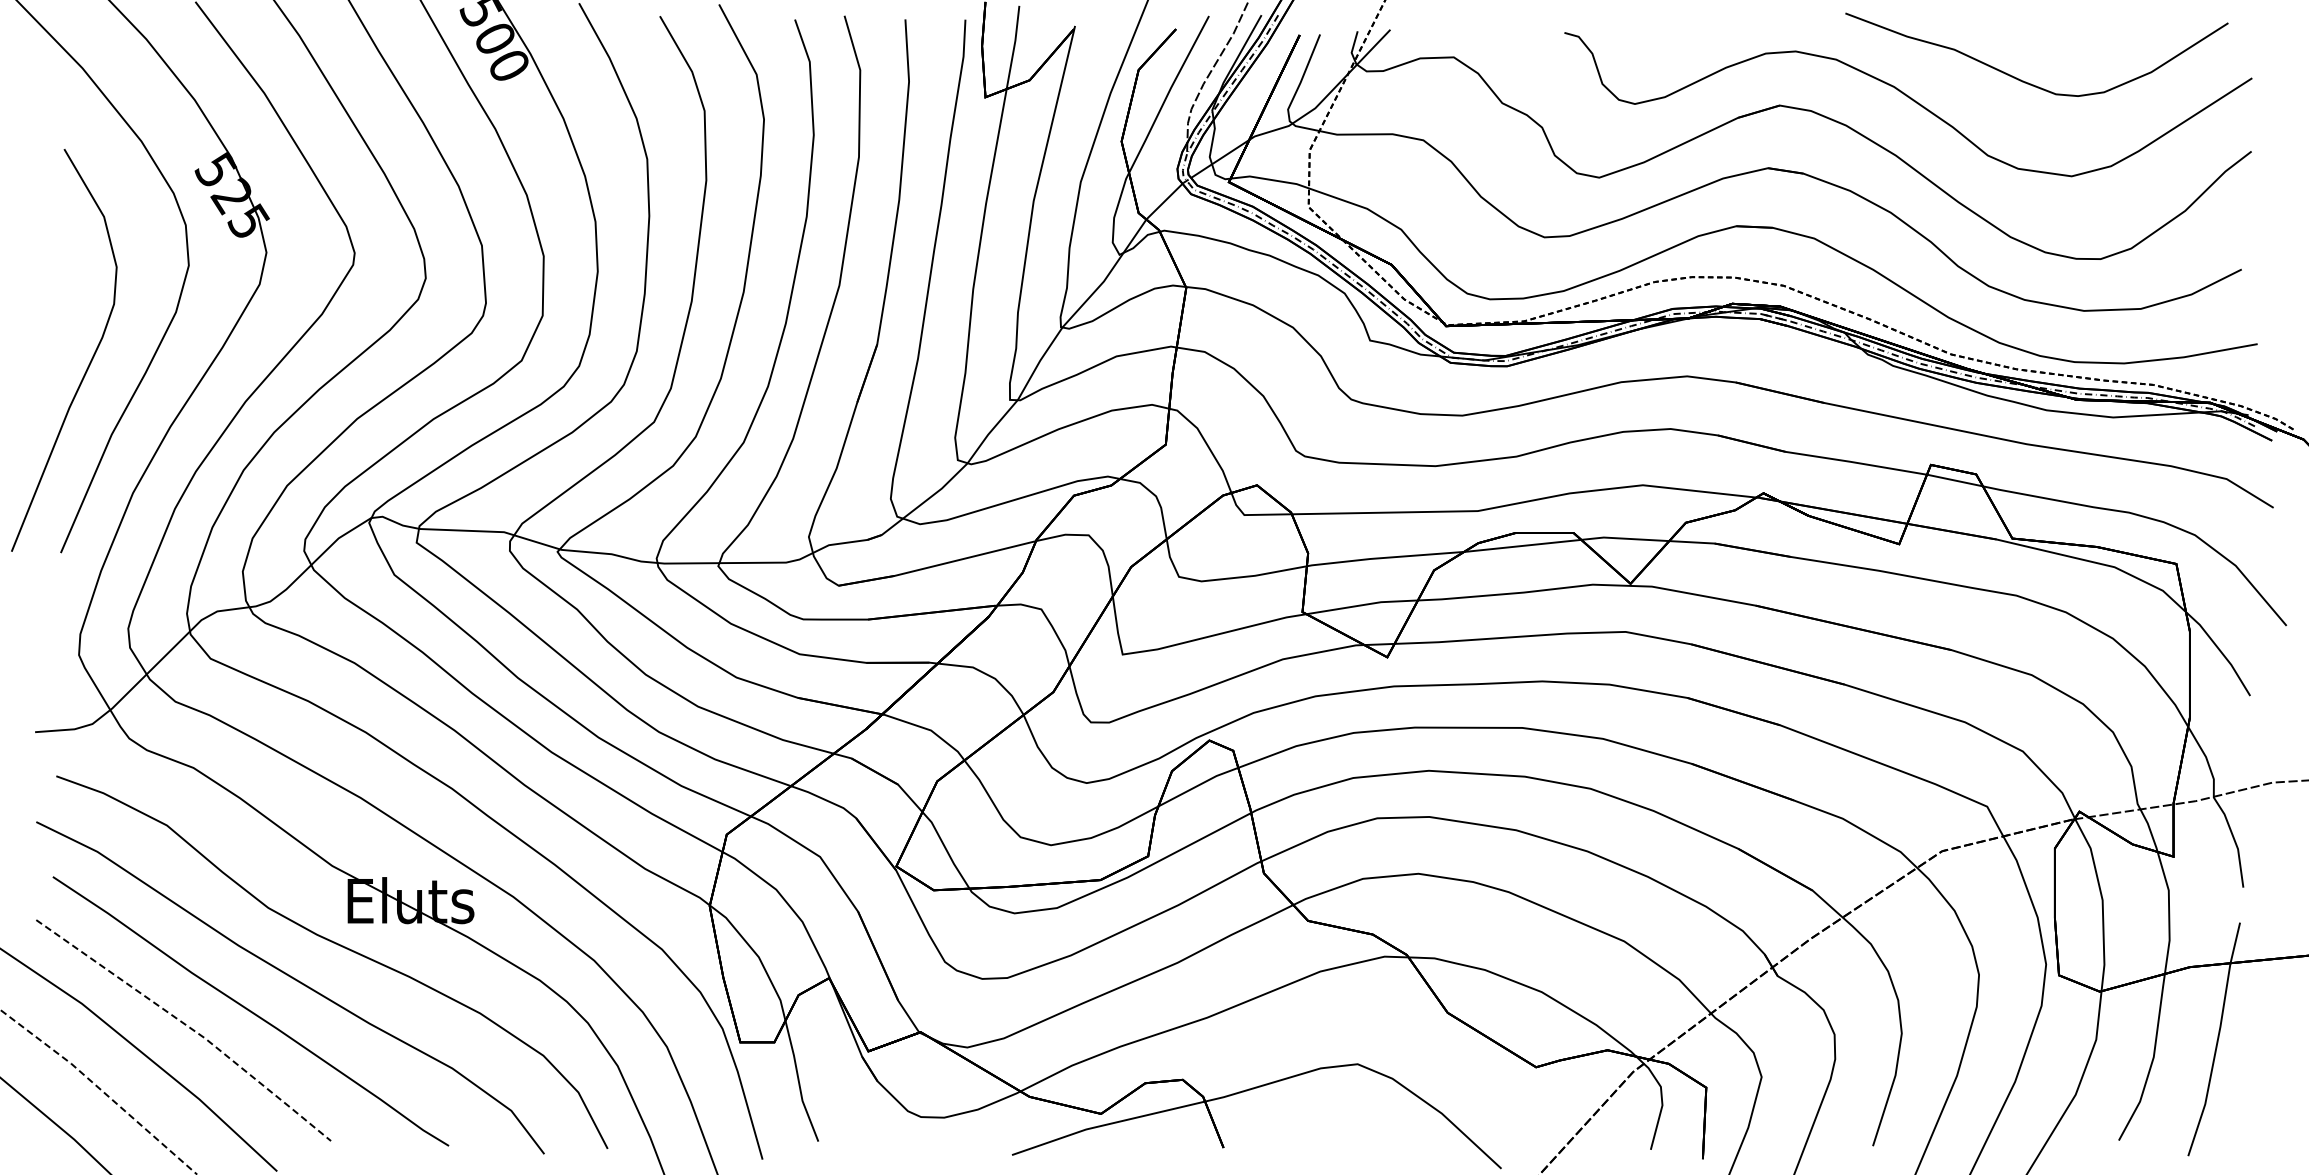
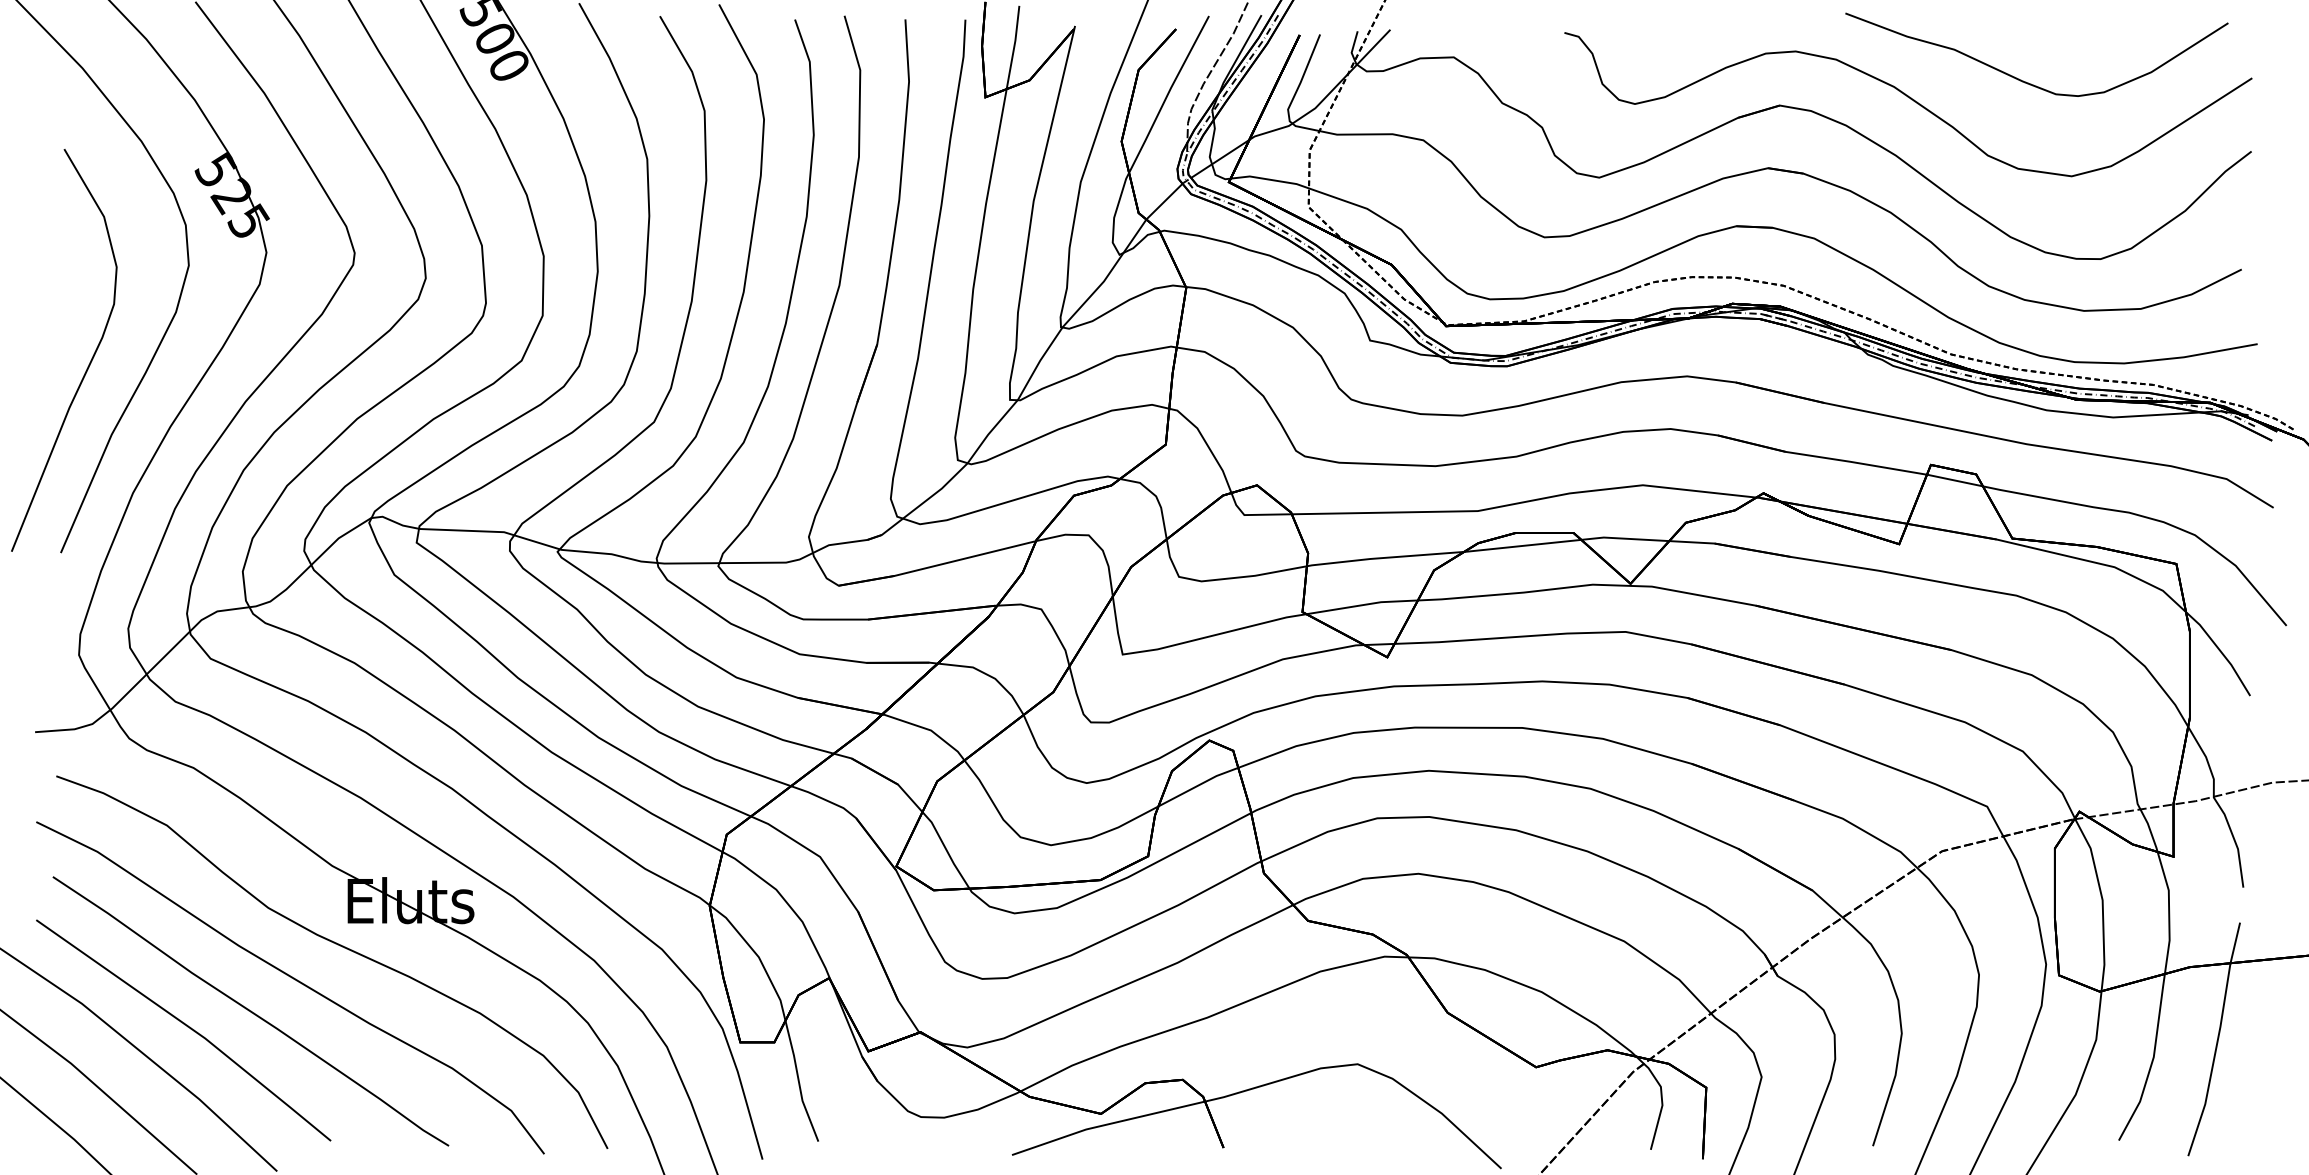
line: dashed -> solid (188, 1026)
line: dashed -> solid (100, 1089)
